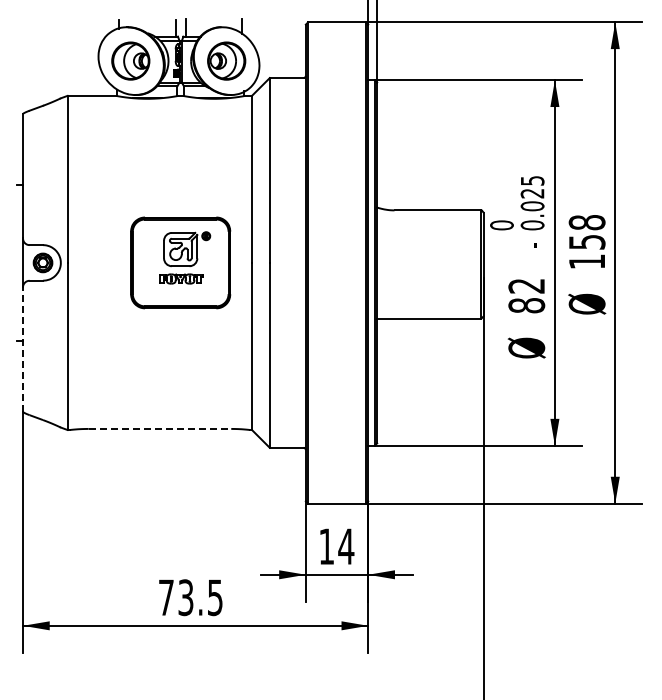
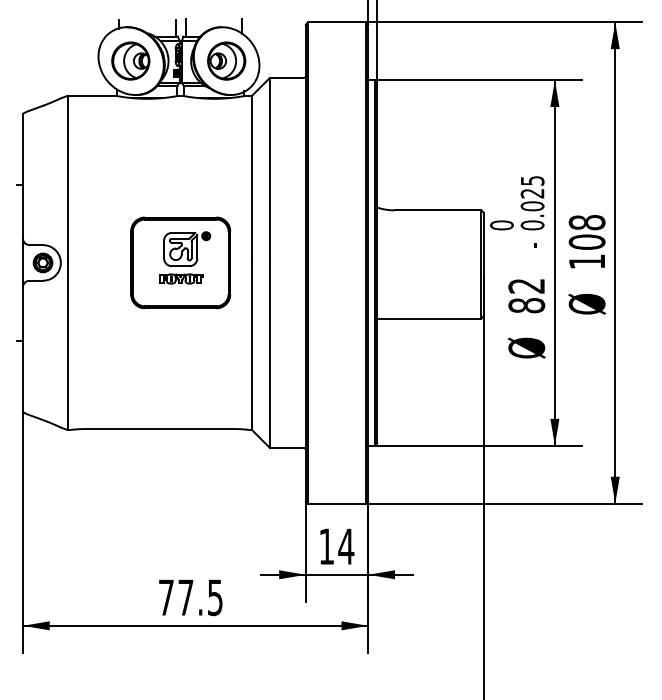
text: 158 -> 108 (586, 241)
line: dashed -> solid (23, 349)
line: dashed -> solid (160, 428)
text: 73.5 -> 77.5 (185, 597)
